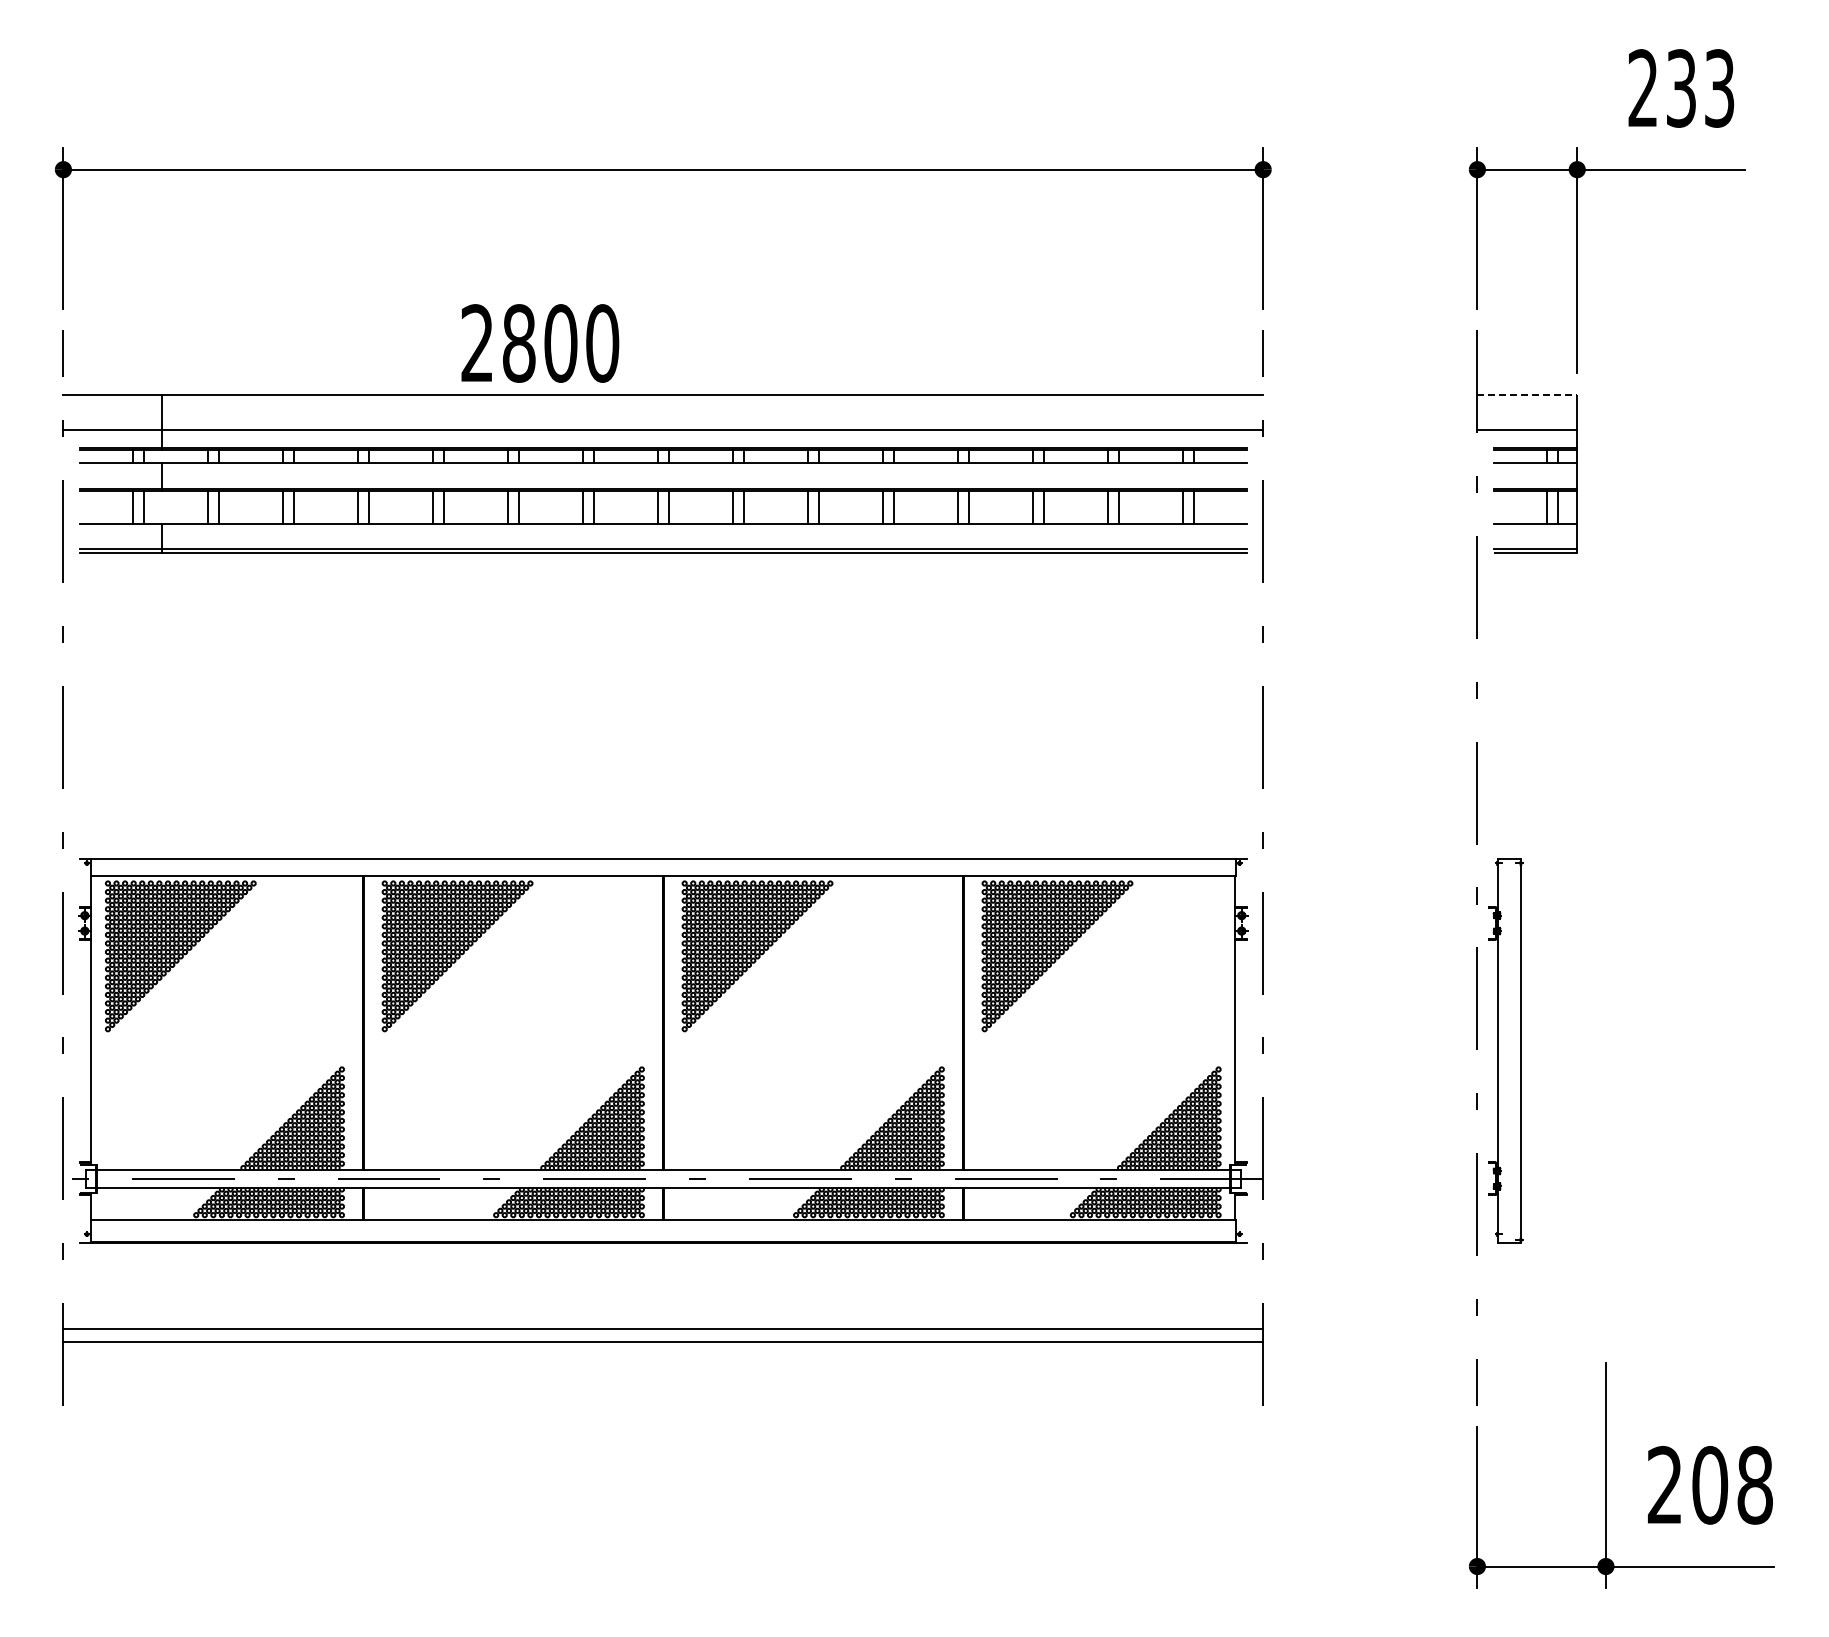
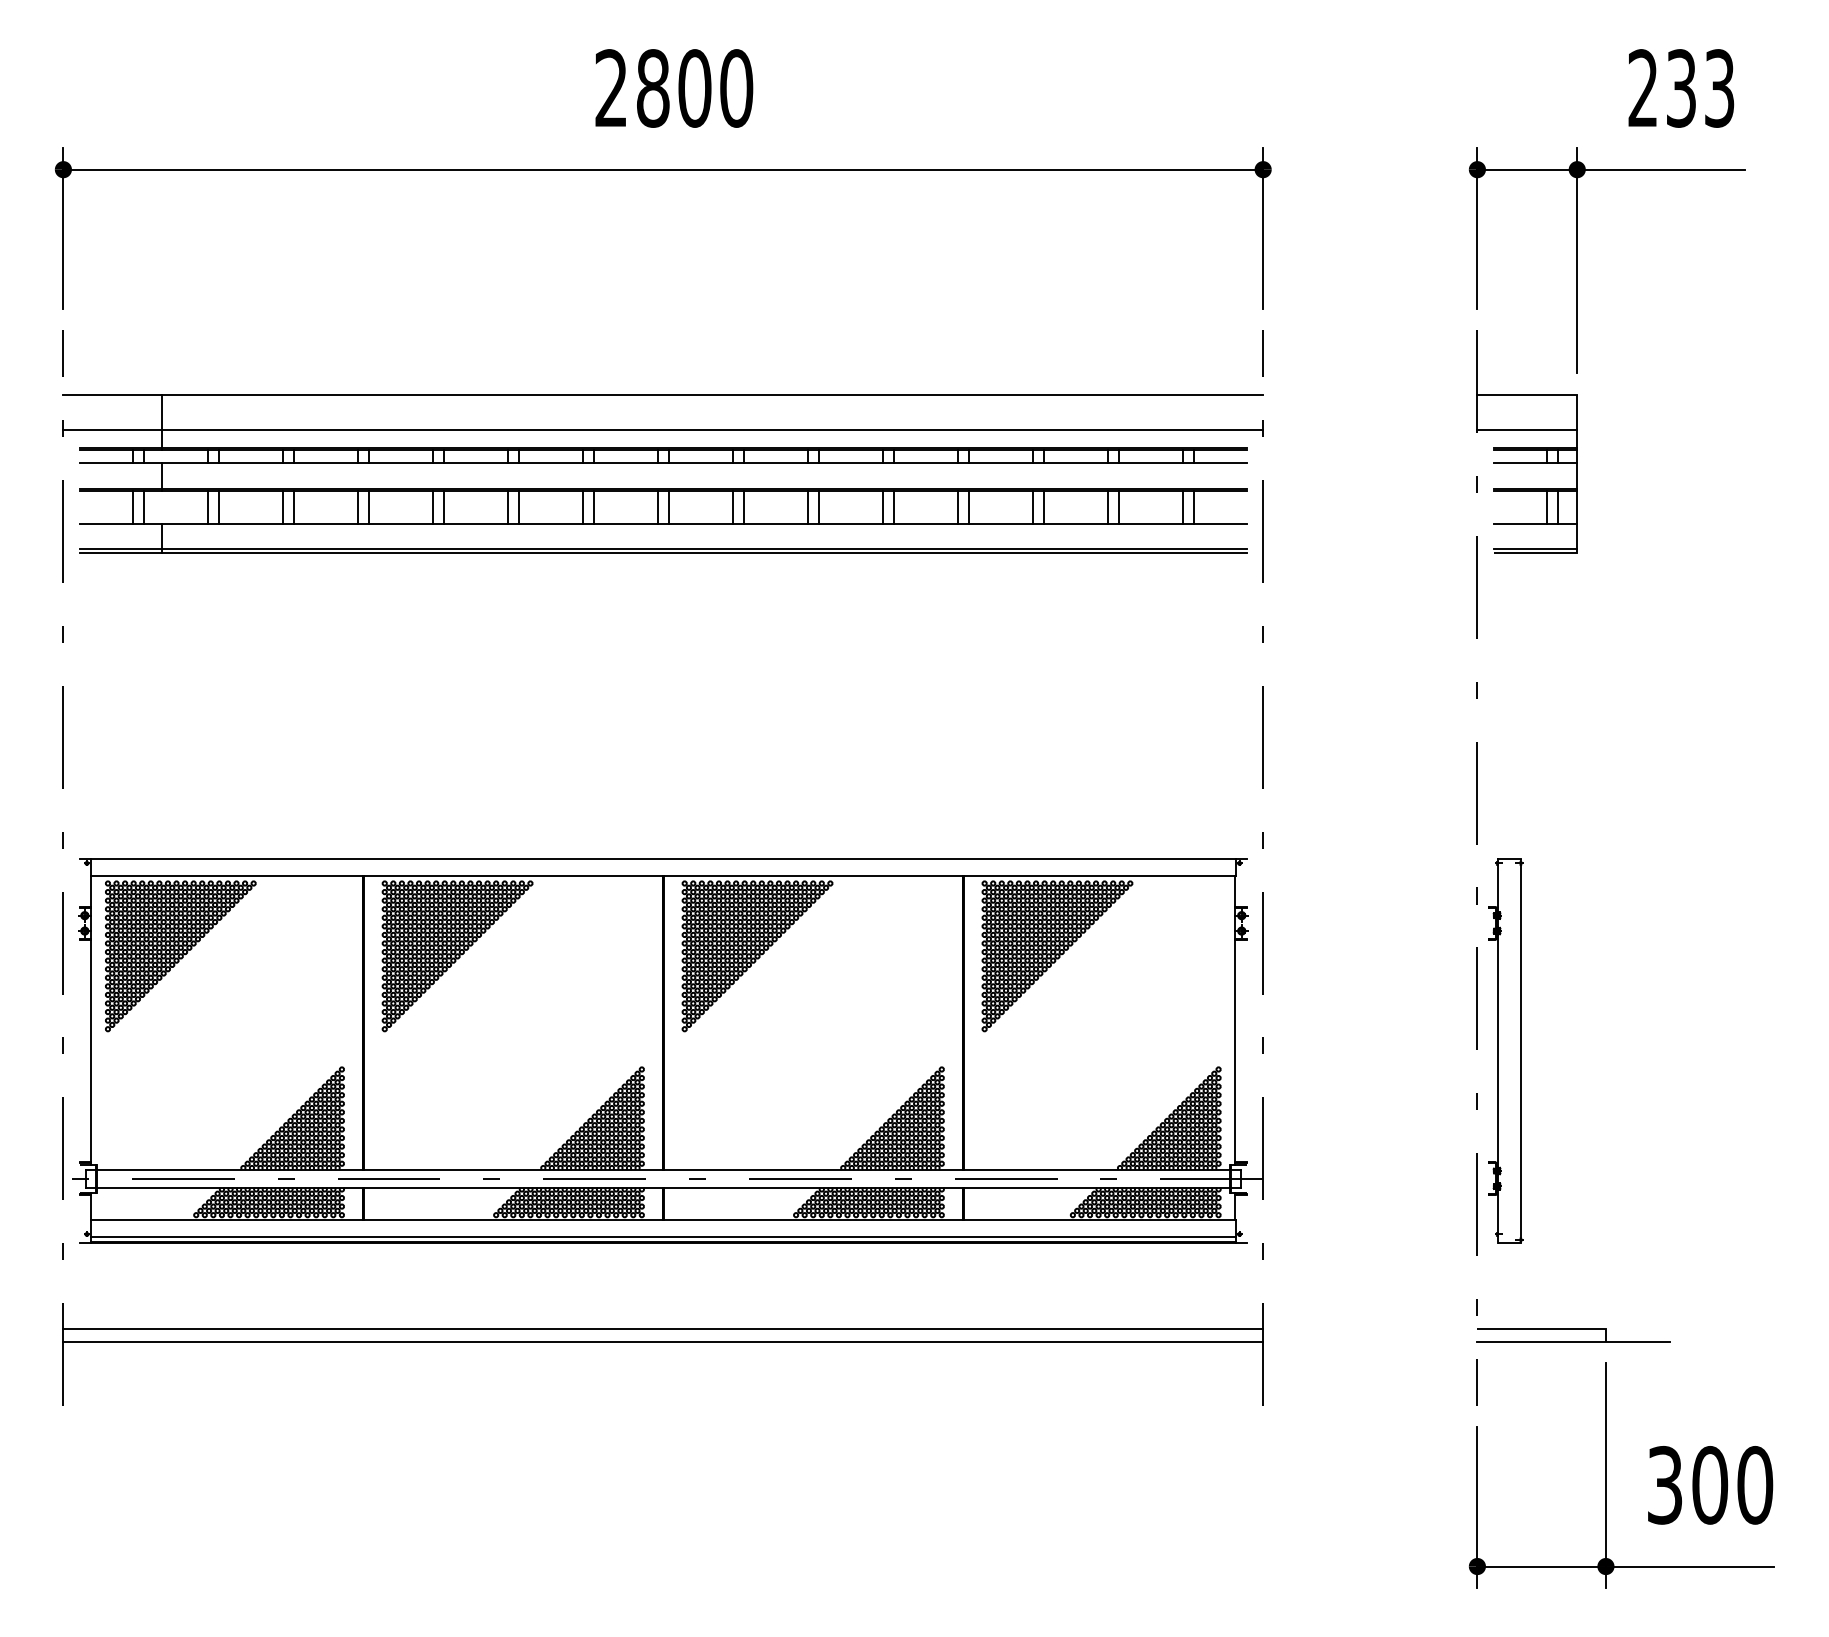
text position: (540, 343) -> (674, 88) (674, 88)
line: dashed -> solid (1527, 394)
line: none -> present (663, 1237)
part: none -> present (1573, 1335)
text: 208 -> 300 (1710, 1485)
